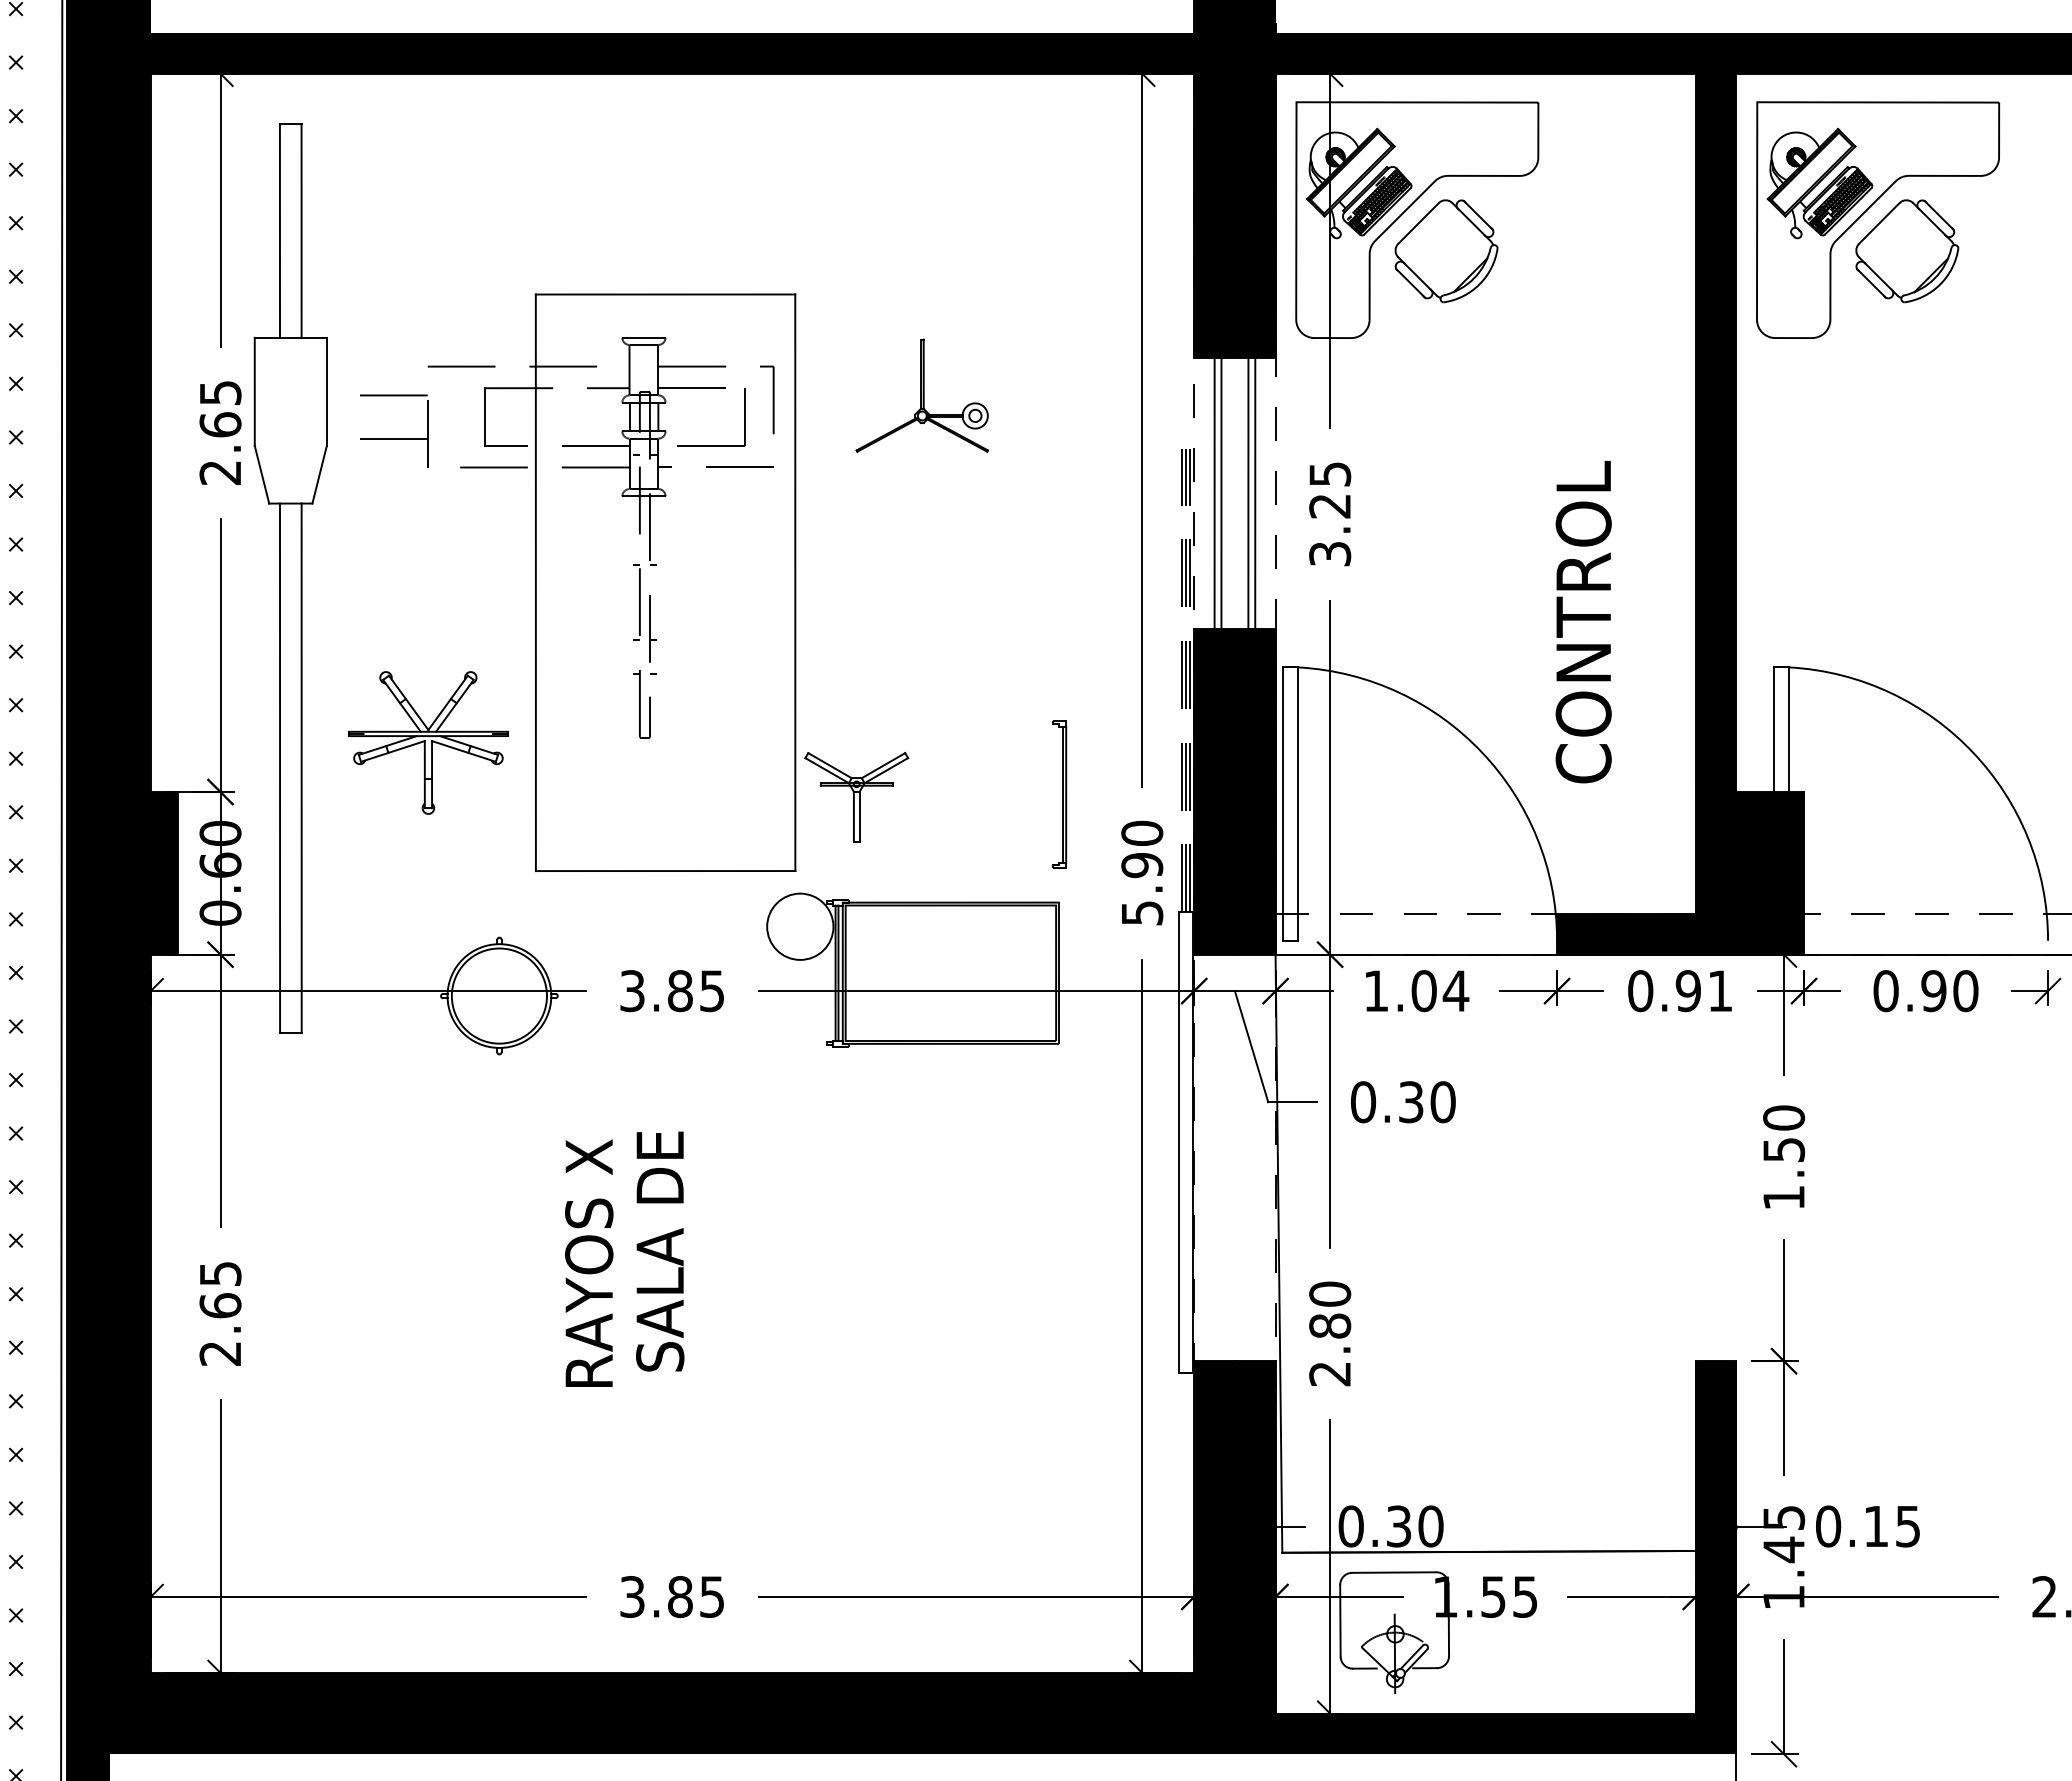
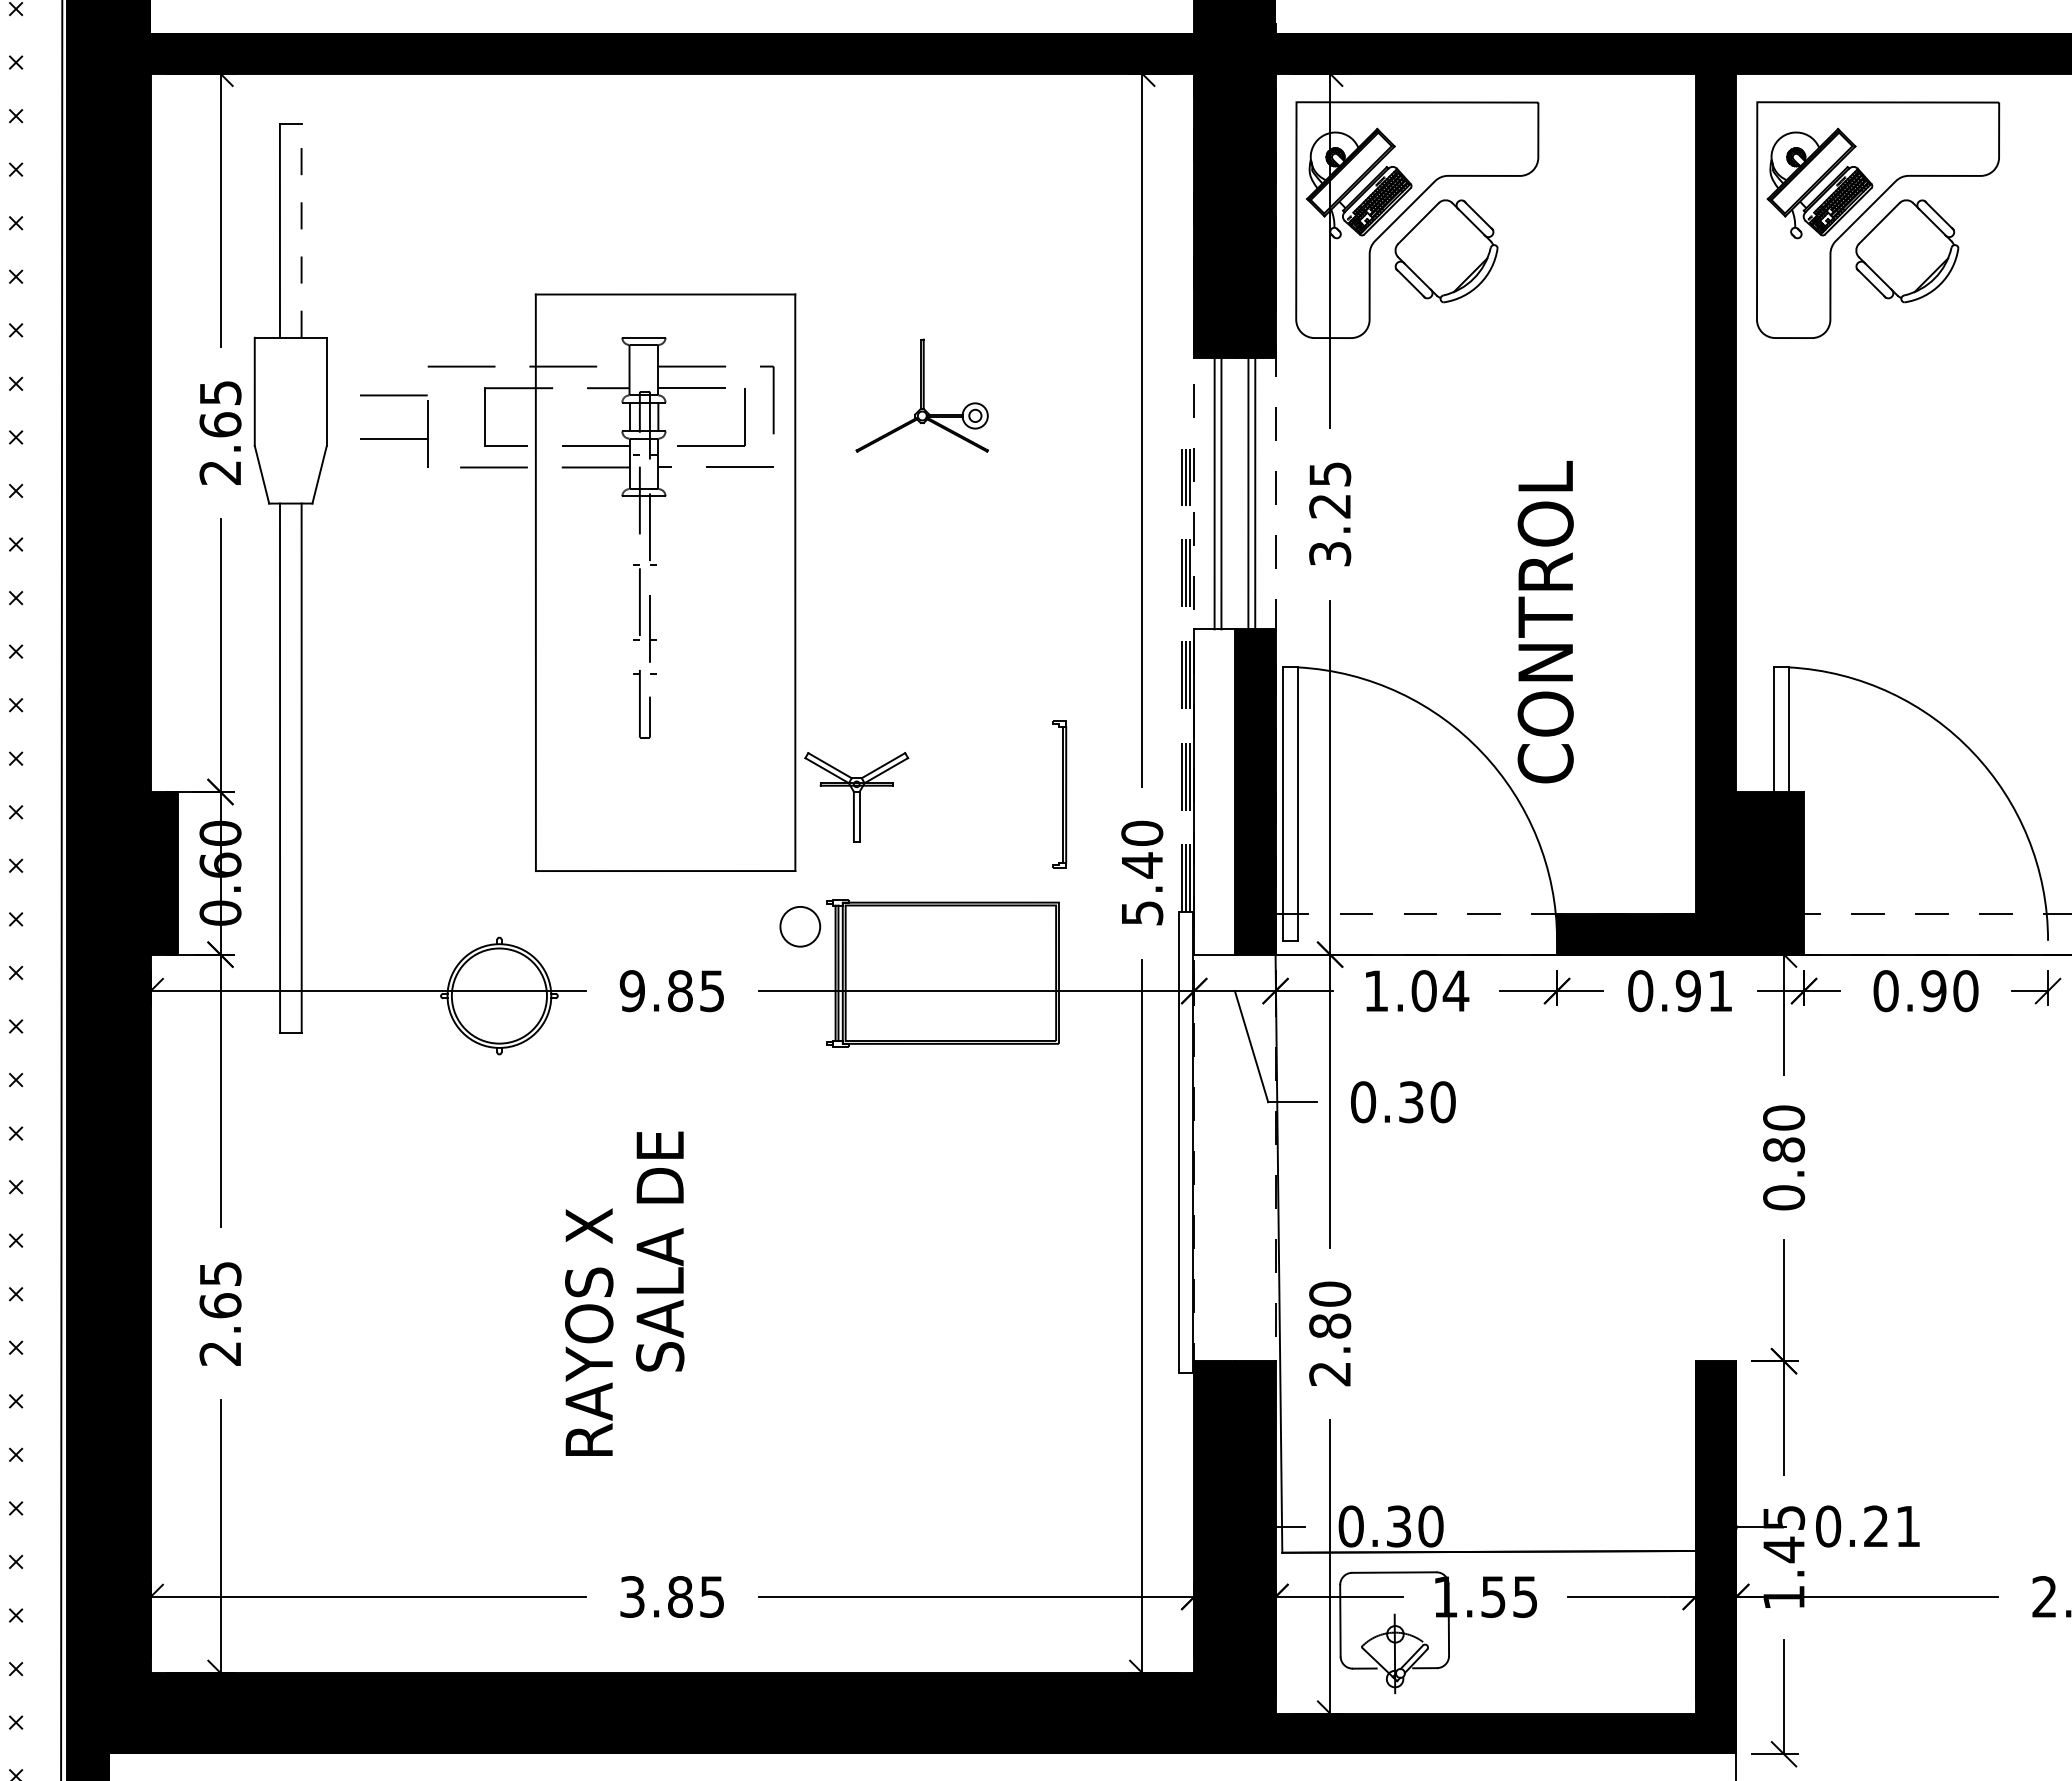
line: solid -> dashed (301, 231)
text position: (1583, 622) -> (1545, 622) (1545, 622)
part: present -> none (428, 742)
fill: present -> none (1214, 791)
text: 5.90 -> 5.40 (1142, 865)
circle diameter: 66 px -> 40 px (800, 926)
text: 3.85 -> 9.85 (631, 990)
text: 1.50 -> 0.80 (1784, 1173)
text position: (589, 1262) -> (589, 1331) (589, 1331)
text: 0.15 -> 0.21 (1891, 1526)
